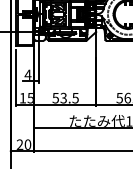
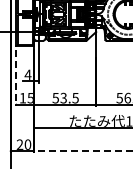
line: solid -> dashed (16, 78)
line: solid -> dashed (82, 151)
